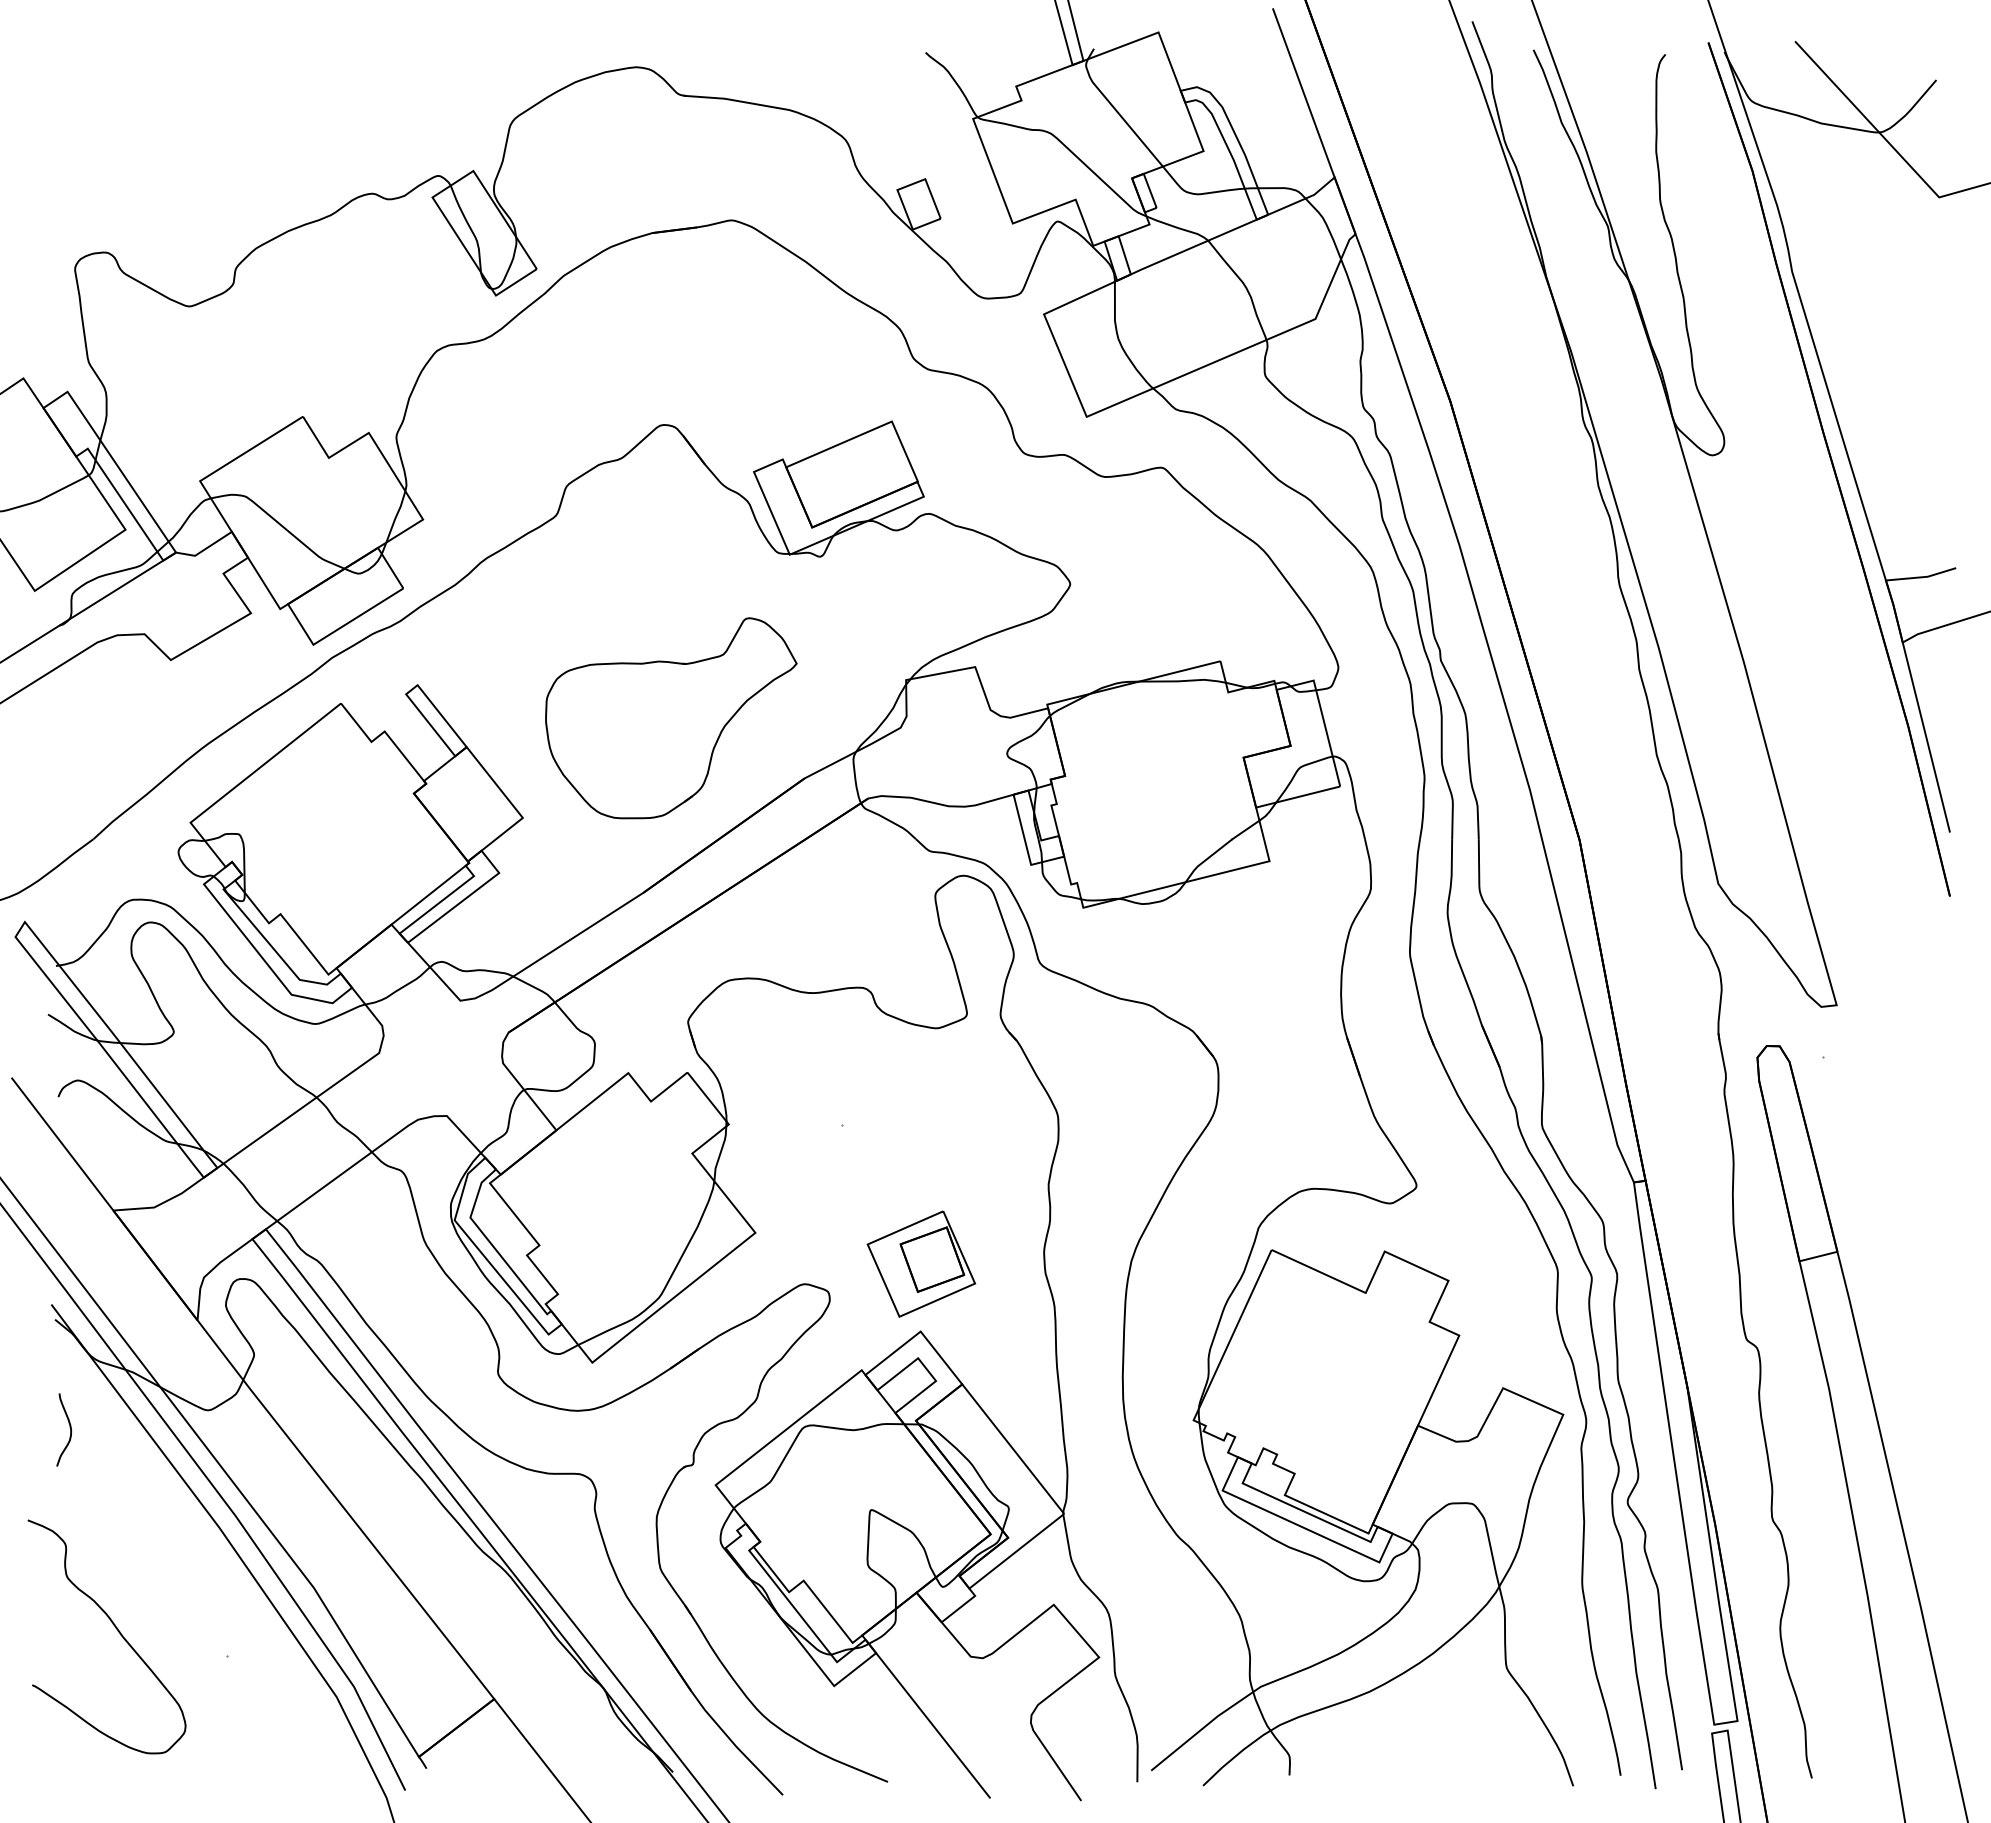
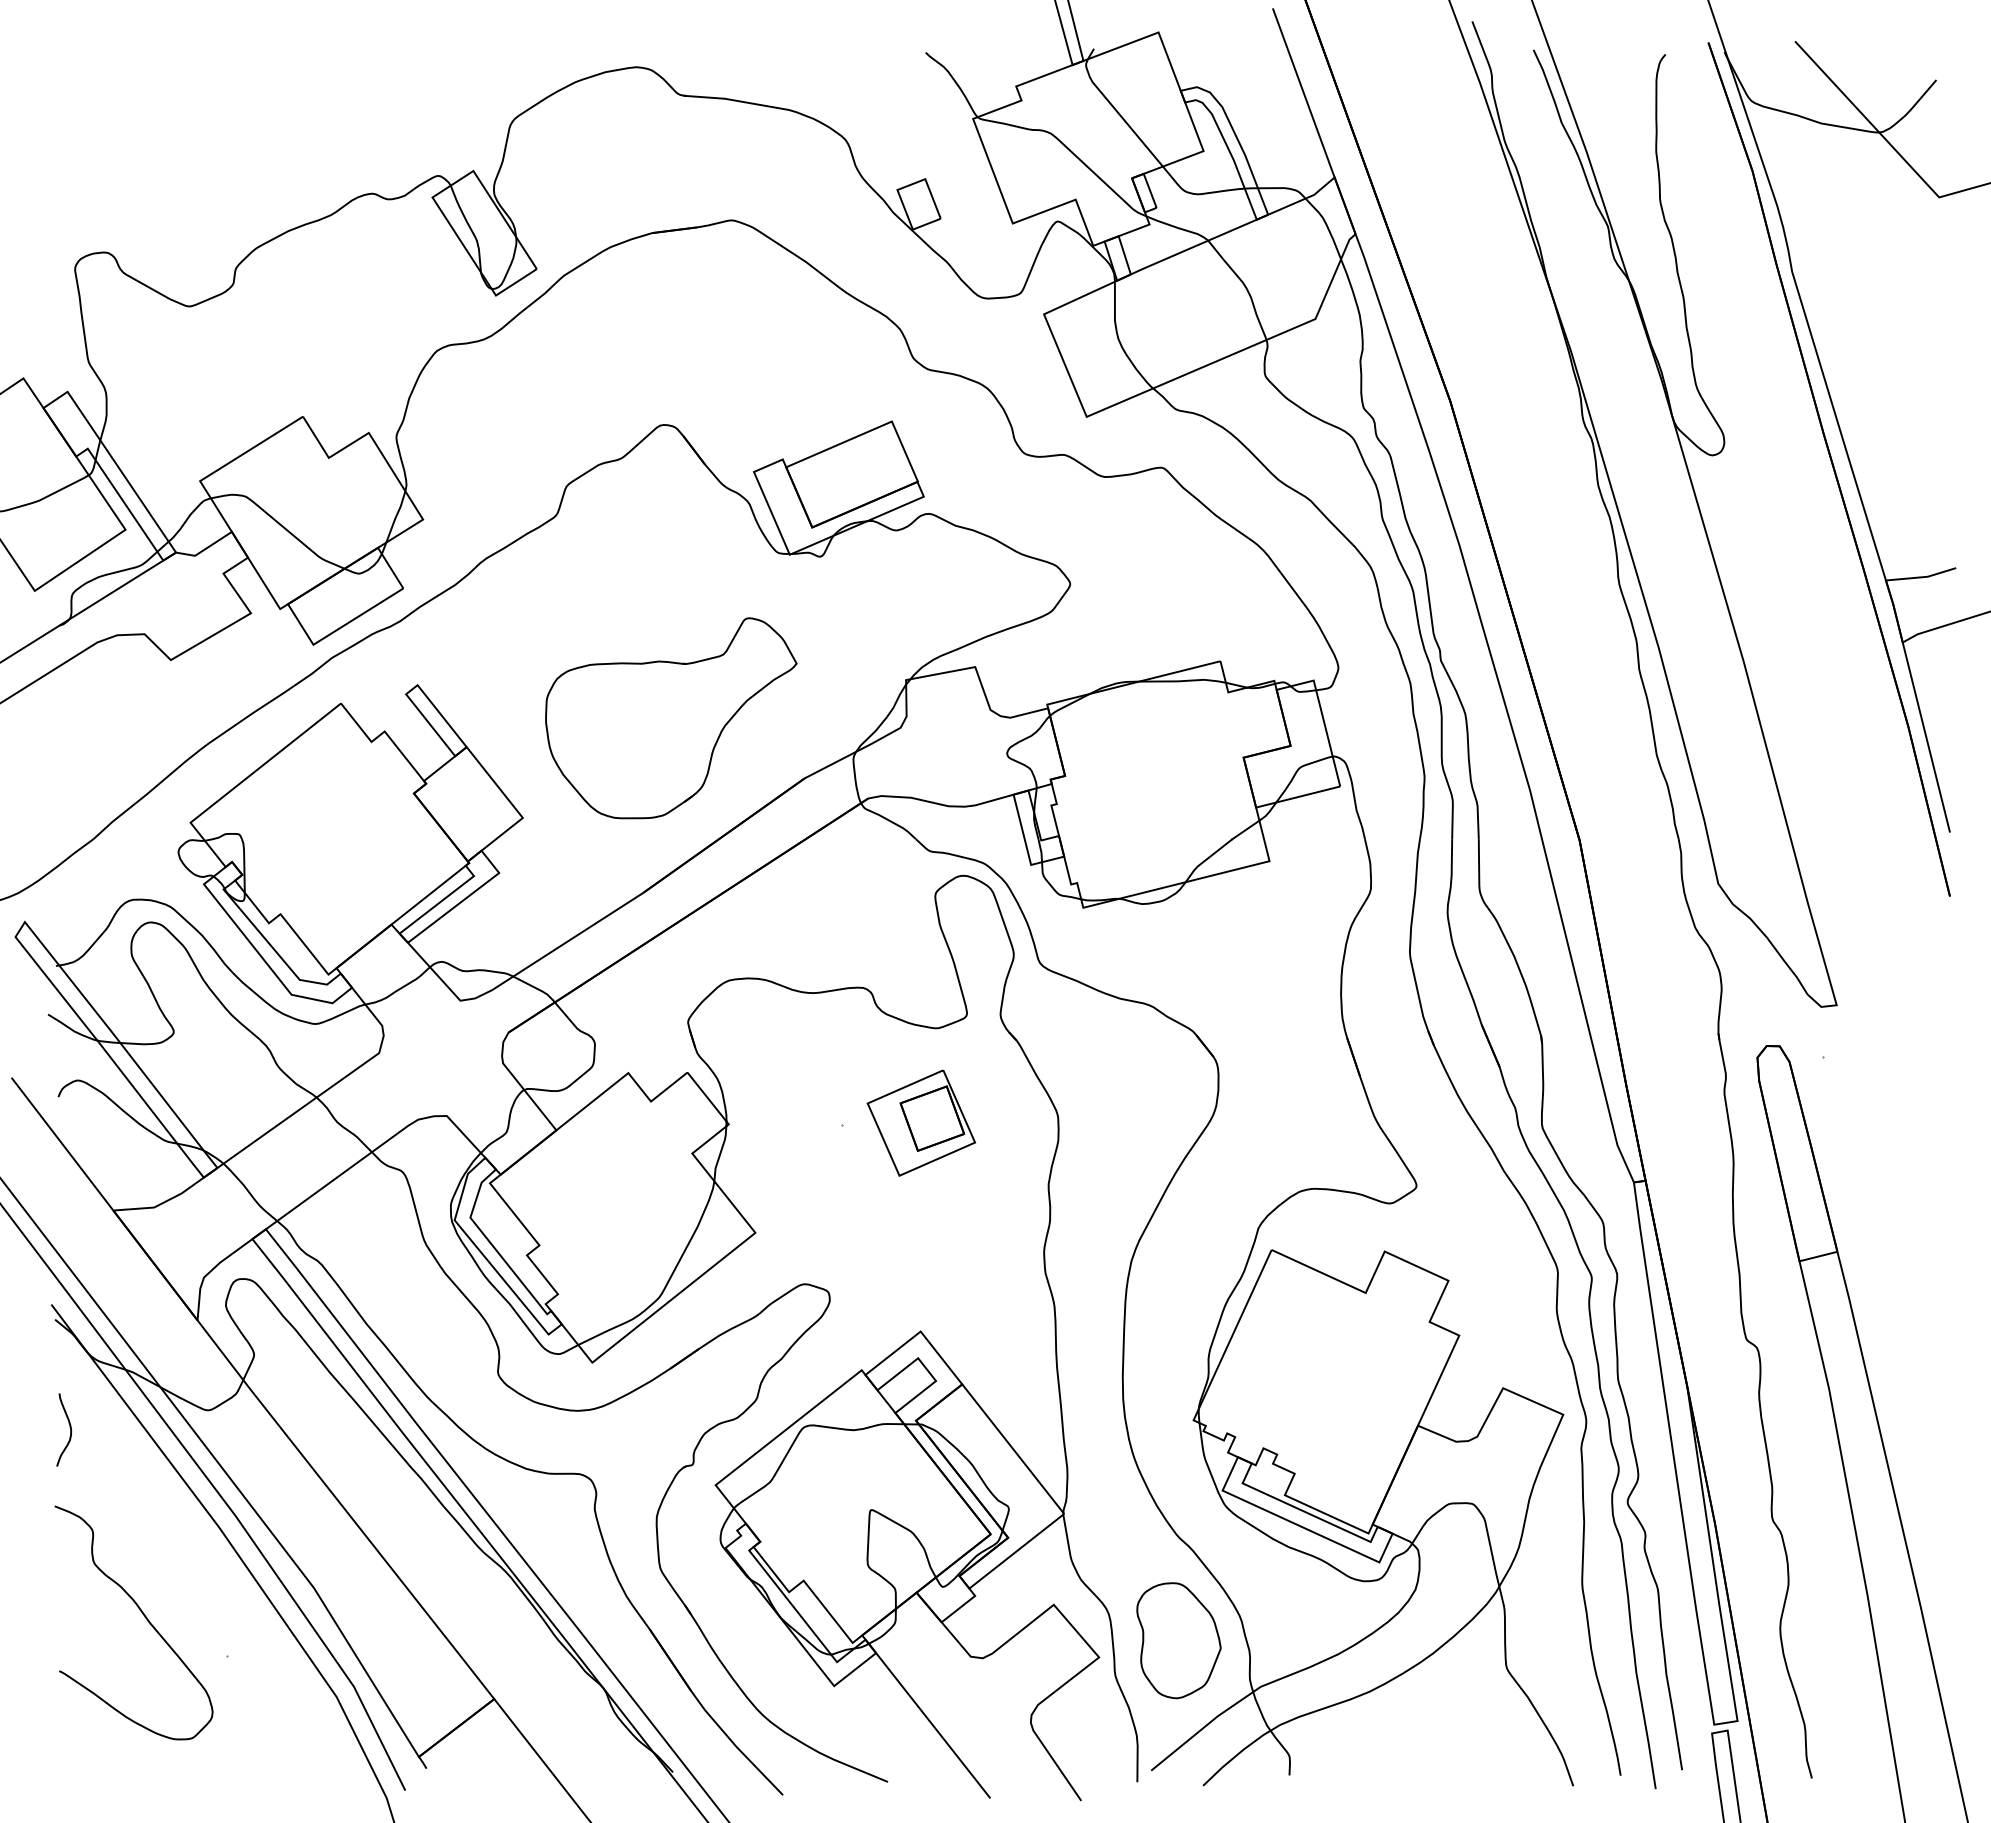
part position: (921, 1263) -> (921, 1122) (921, 1122)
curve position: (115, 1628) -> (142, 1614) (142, 1614)
part: none -> present (1178, 1640)
